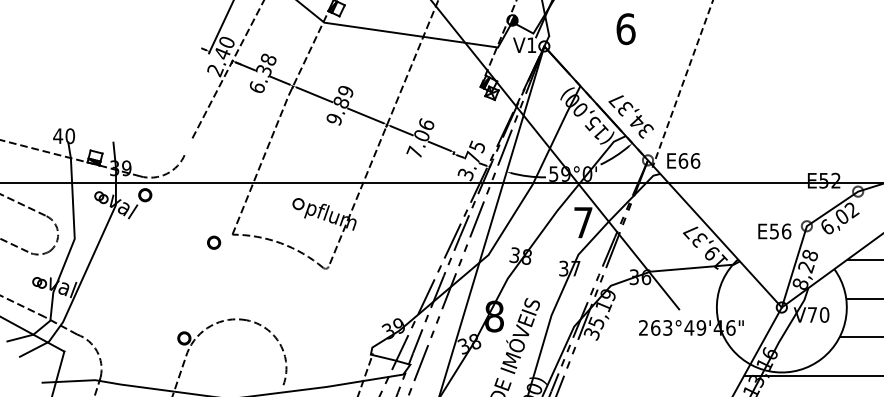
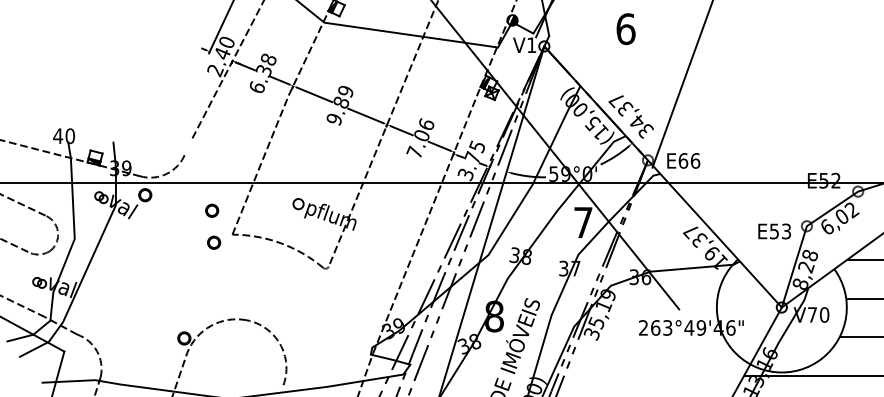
line: dashed -> solid (682, 84)
circle: none -> present (212, 210)
line: none -> present (426, 219)
text: E56 -> E53 (786, 231)
